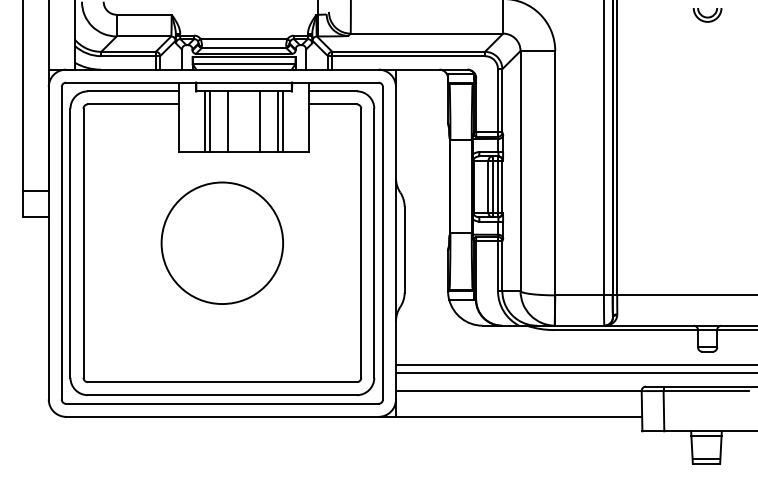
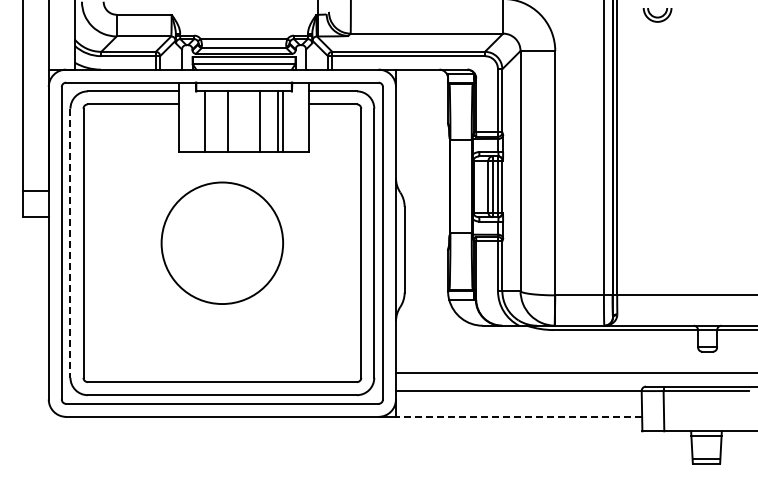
part position: (707, 15) -> (657, 15) (657, 15)
line: present -> none (210, 121)
line: solid -> dashed (70, 243)
line: present -> none (574, 364)
line: solid -> dashed (518, 416)
